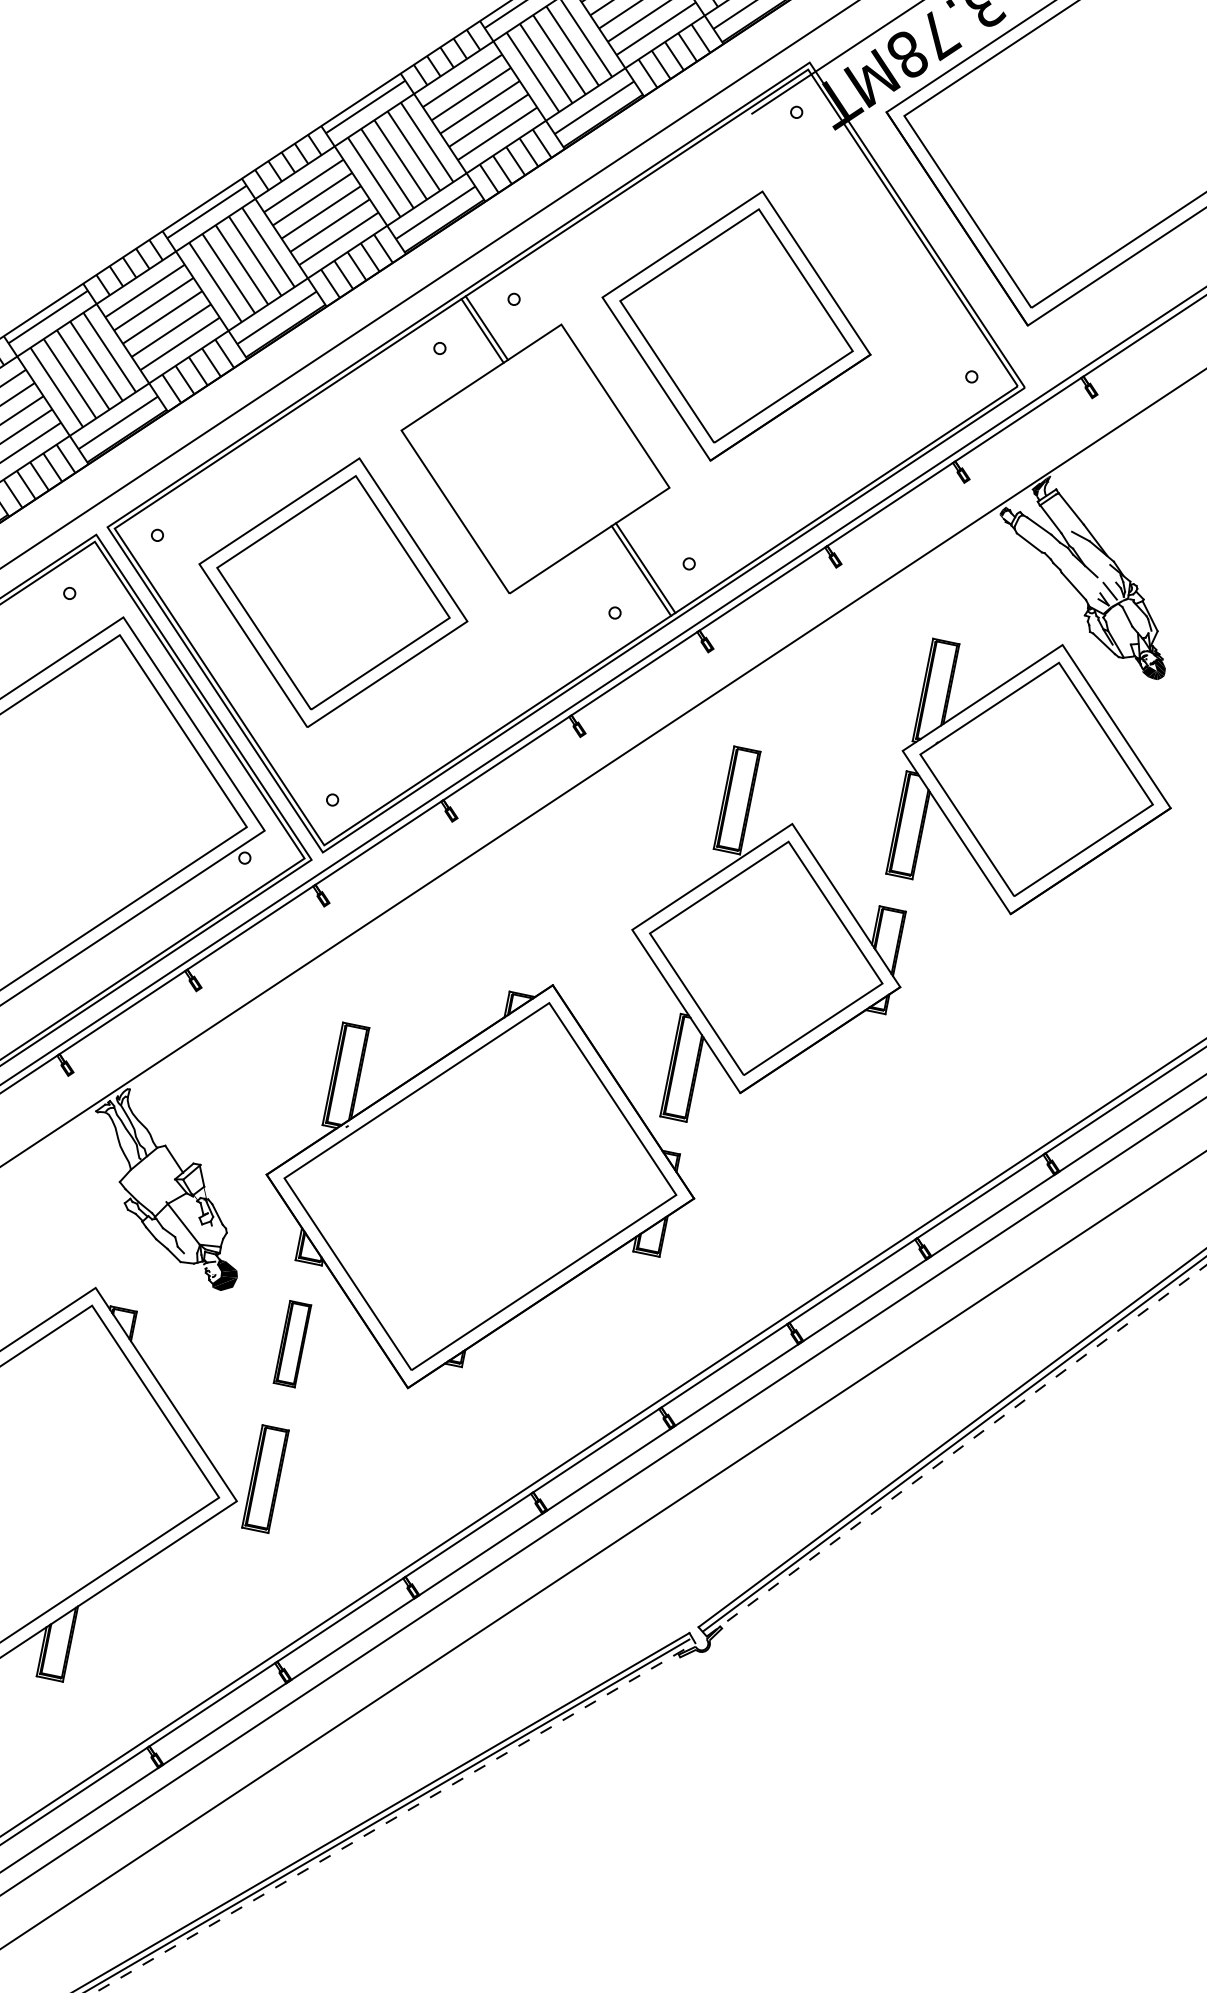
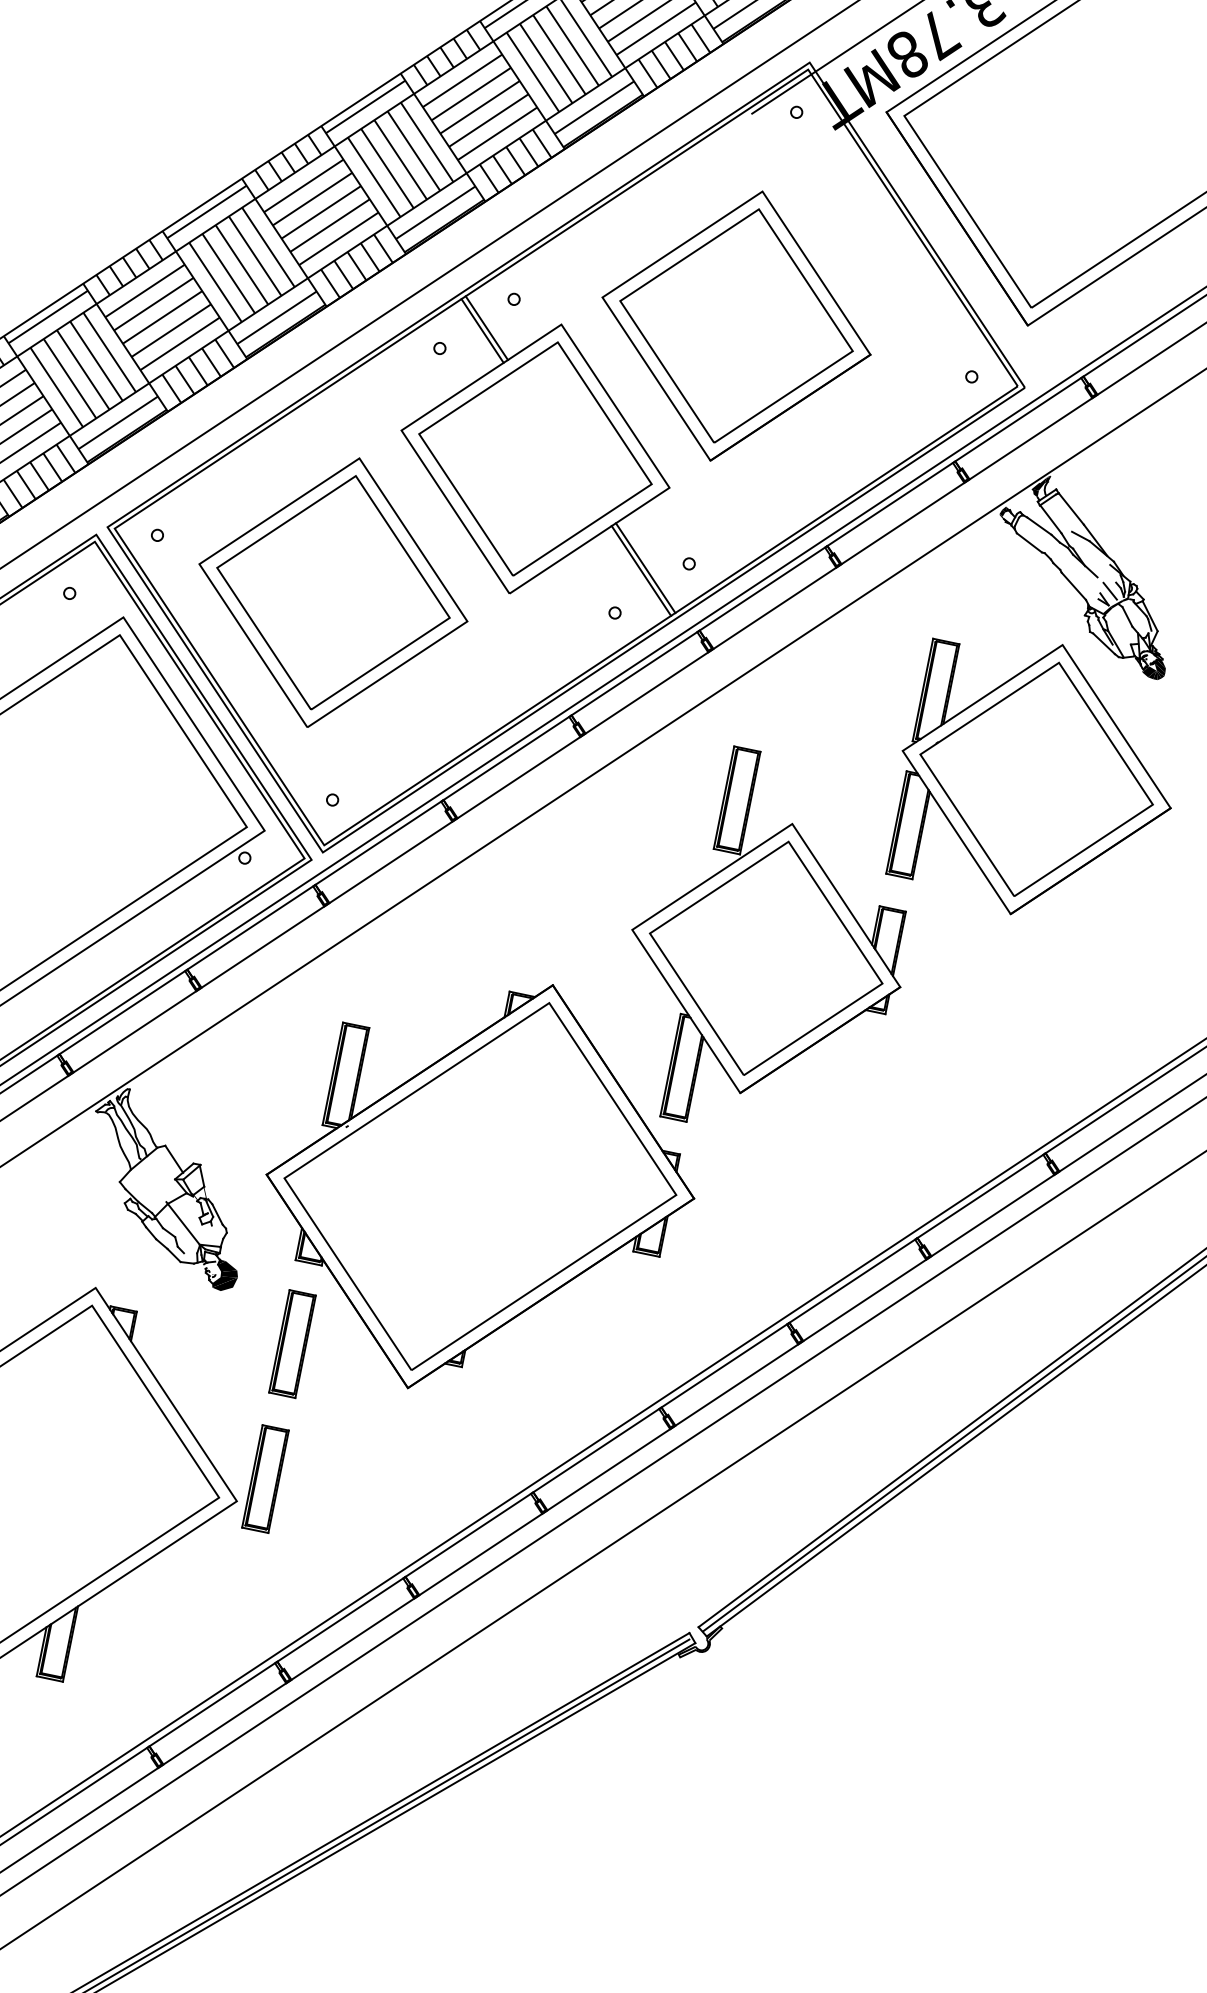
part: none -> present (535, 458)
line: none -> present (602, 721)
part size: 41x89 px -> 49x111 px (292, 1344)
line: dashed -> solid (957, 1450)
line: dashed -> solid (395, 1817)
